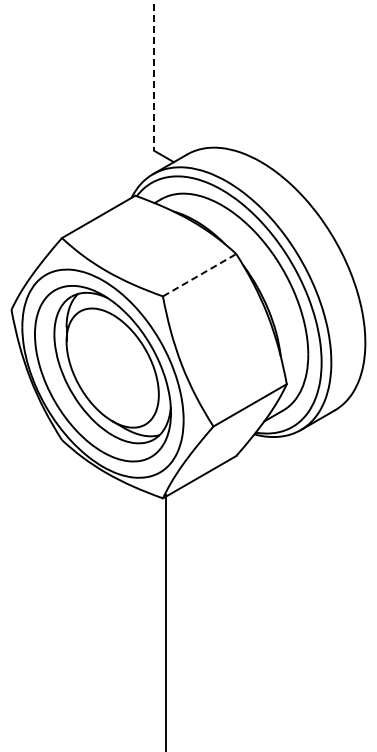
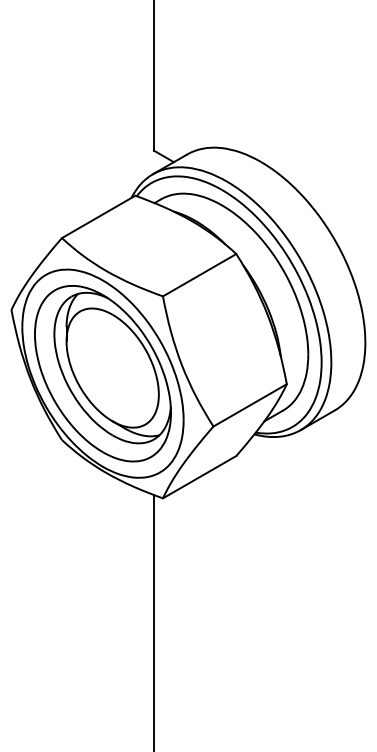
line: dashed -> solid (154, 75)
line: dashed -> solid (200, 274)
line position: (166, 621) -> (154, 621) (154, 621)
